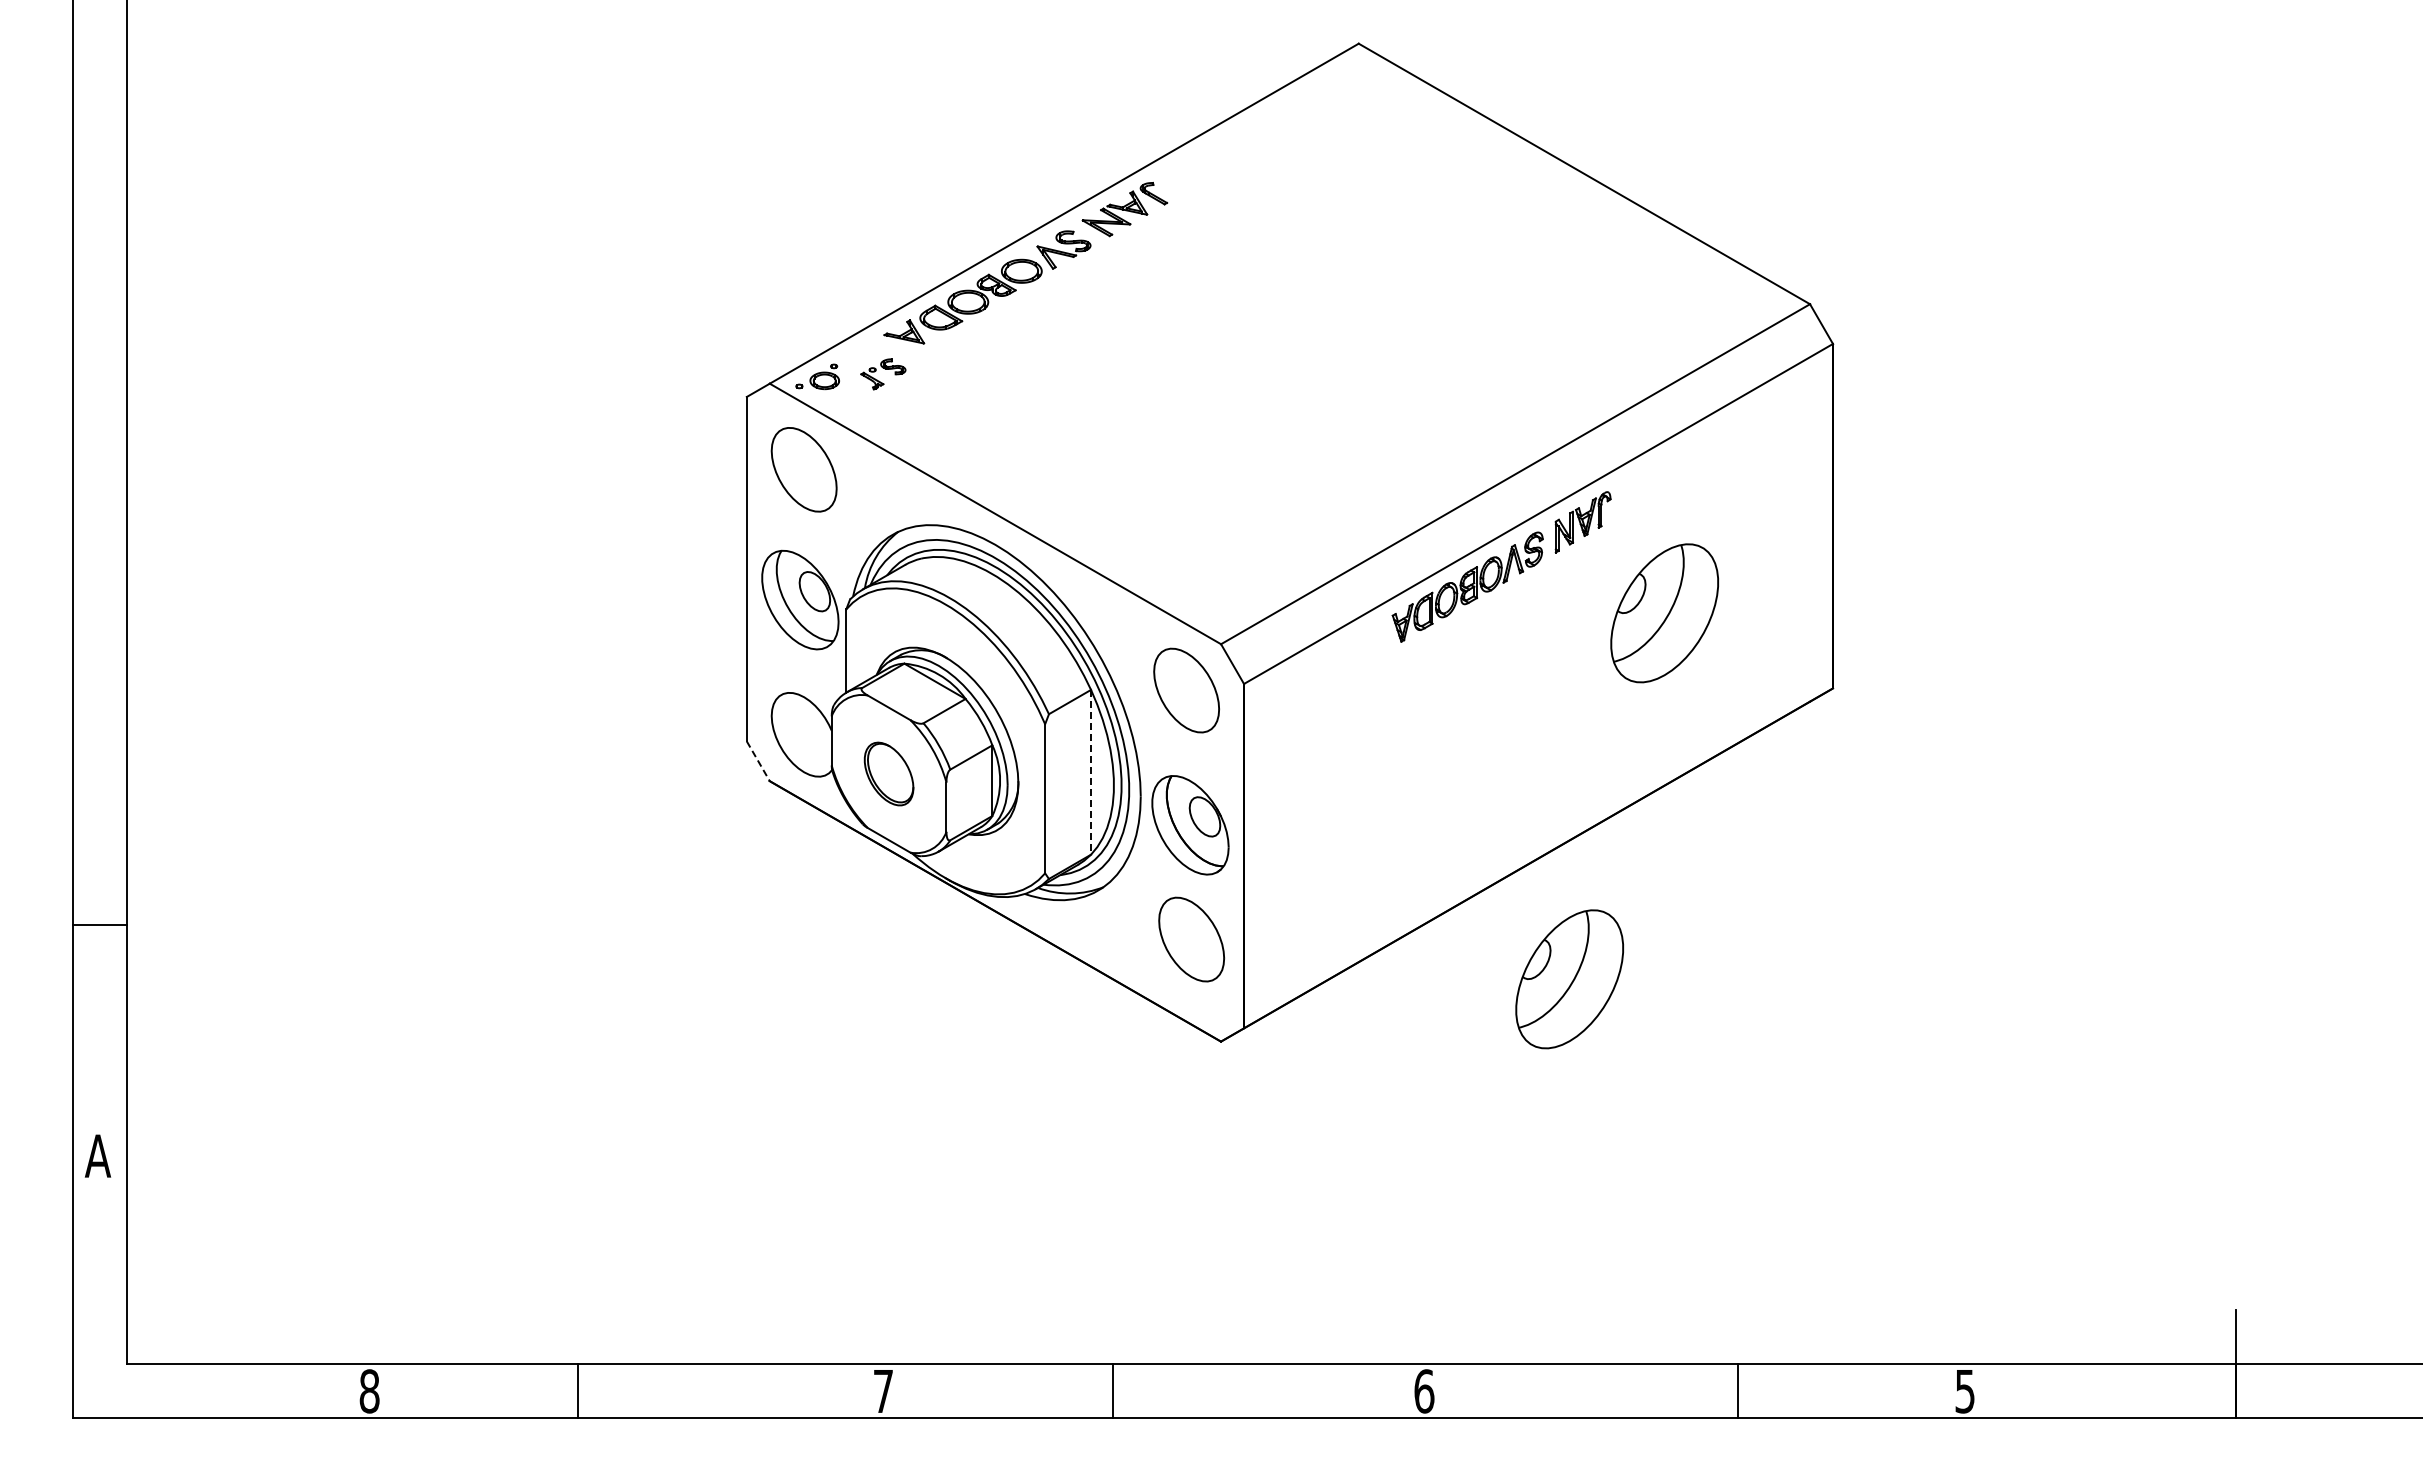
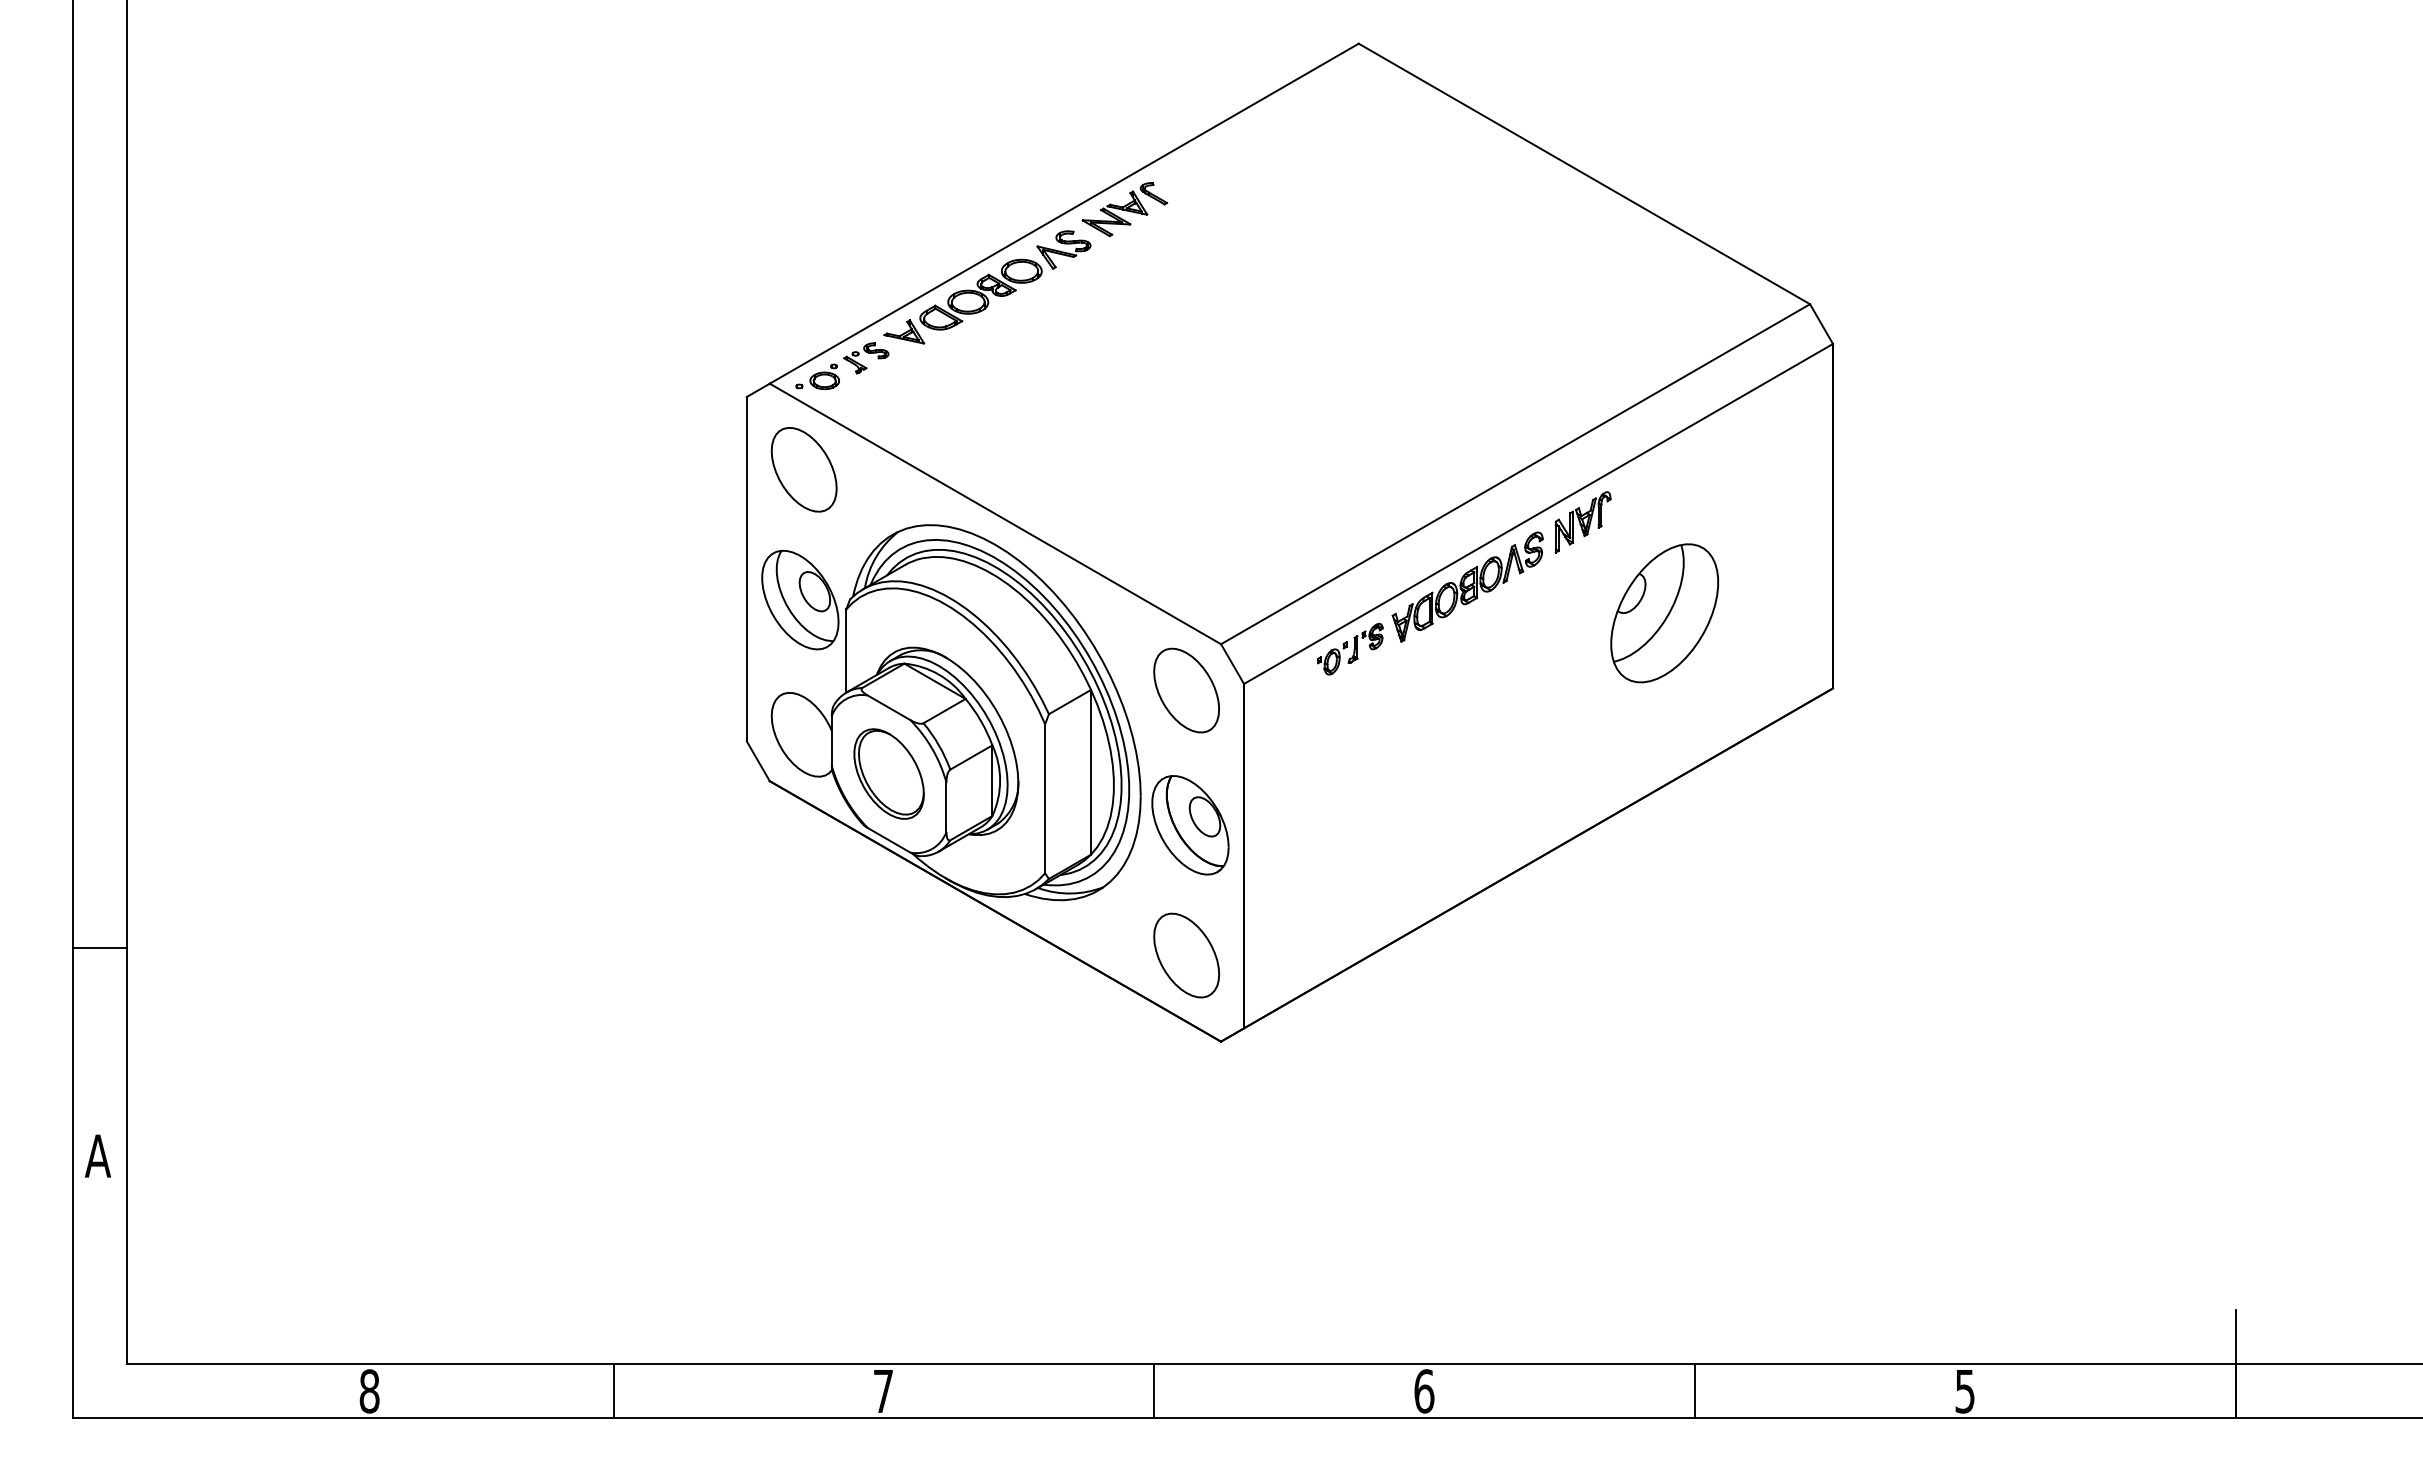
part position: (883, 374) -> (866, 358) (866, 358)
part: none -> present (1350, 649)
line: dashed -> solid (758, 761)
line: dashed -> solid (1091, 772)
part size: 52x66 px -> 72x92 px (888, 773)
line position: (99, 924) -> (99, 947) (99, 947)
part position: (1191, 939) -> (1186, 955) (1186, 955)
part: present -> none (1569, 979)
line position: (577, 1391) -> (613, 1391) (613, 1391)
line position: (1113, 1391) -> (1154, 1391) (1154, 1391)
line position: (1738, 1391) -> (1695, 1391) (1695, 1391)
